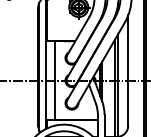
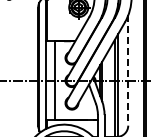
line: solid -> dashed (128, 71)
